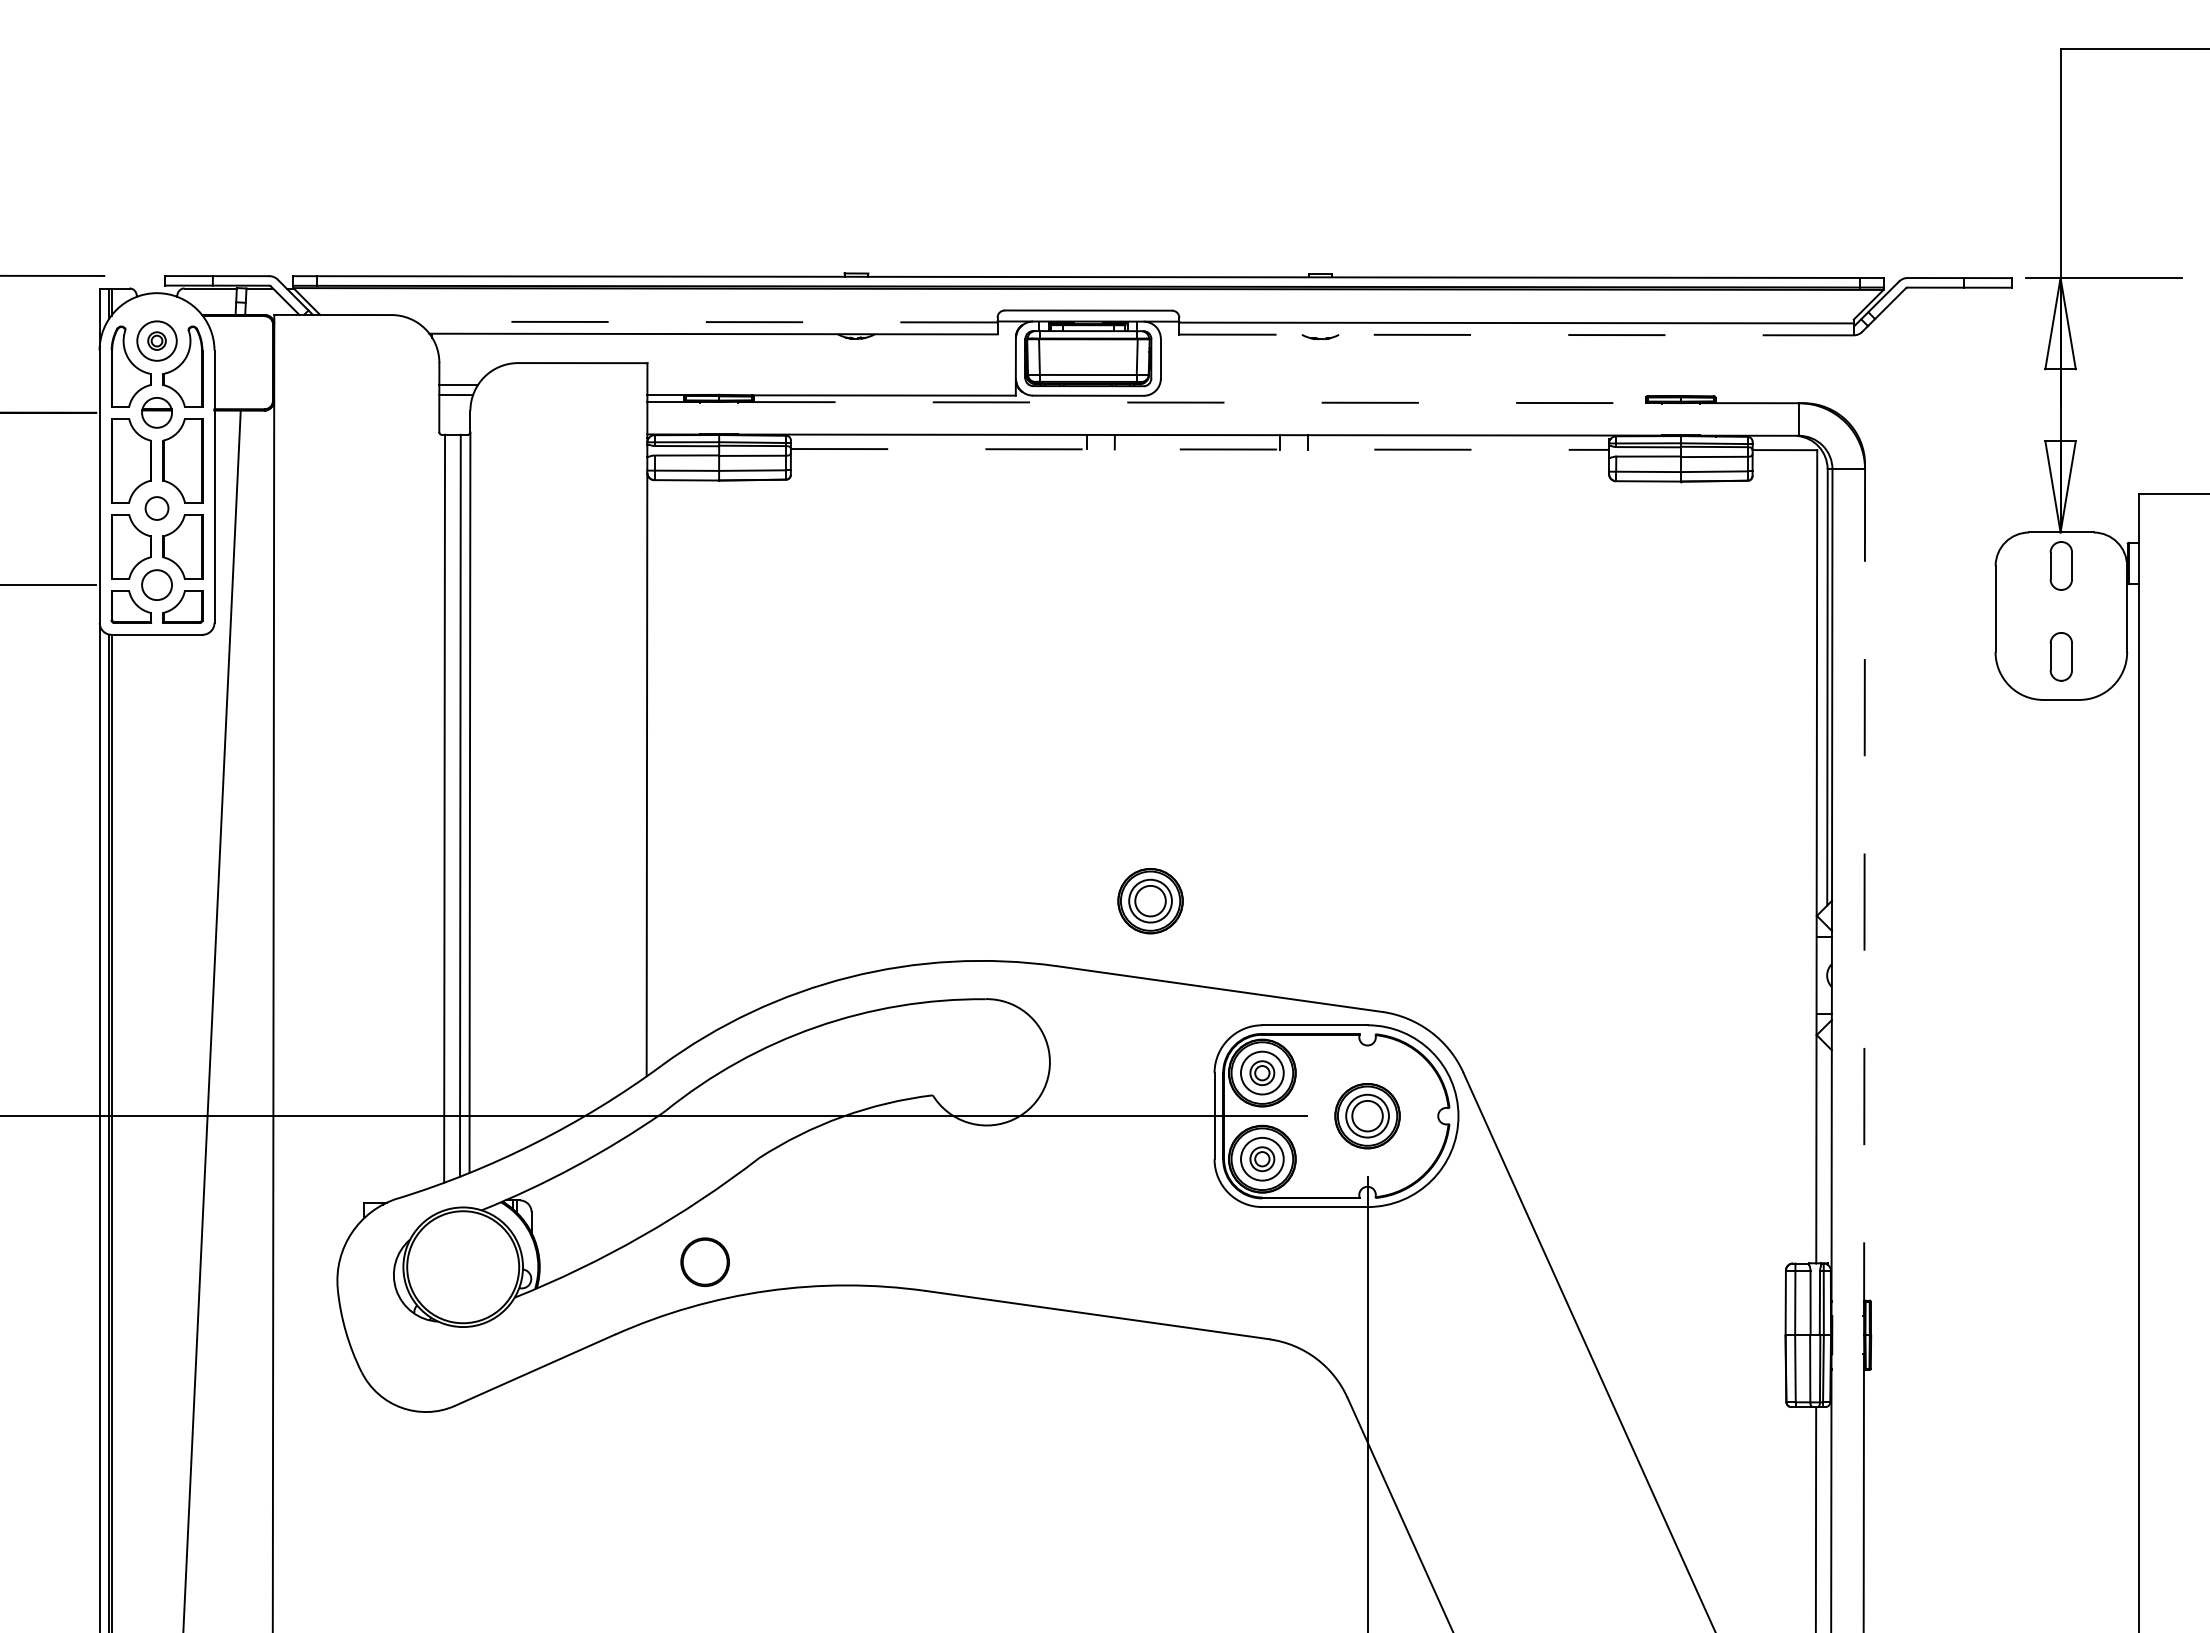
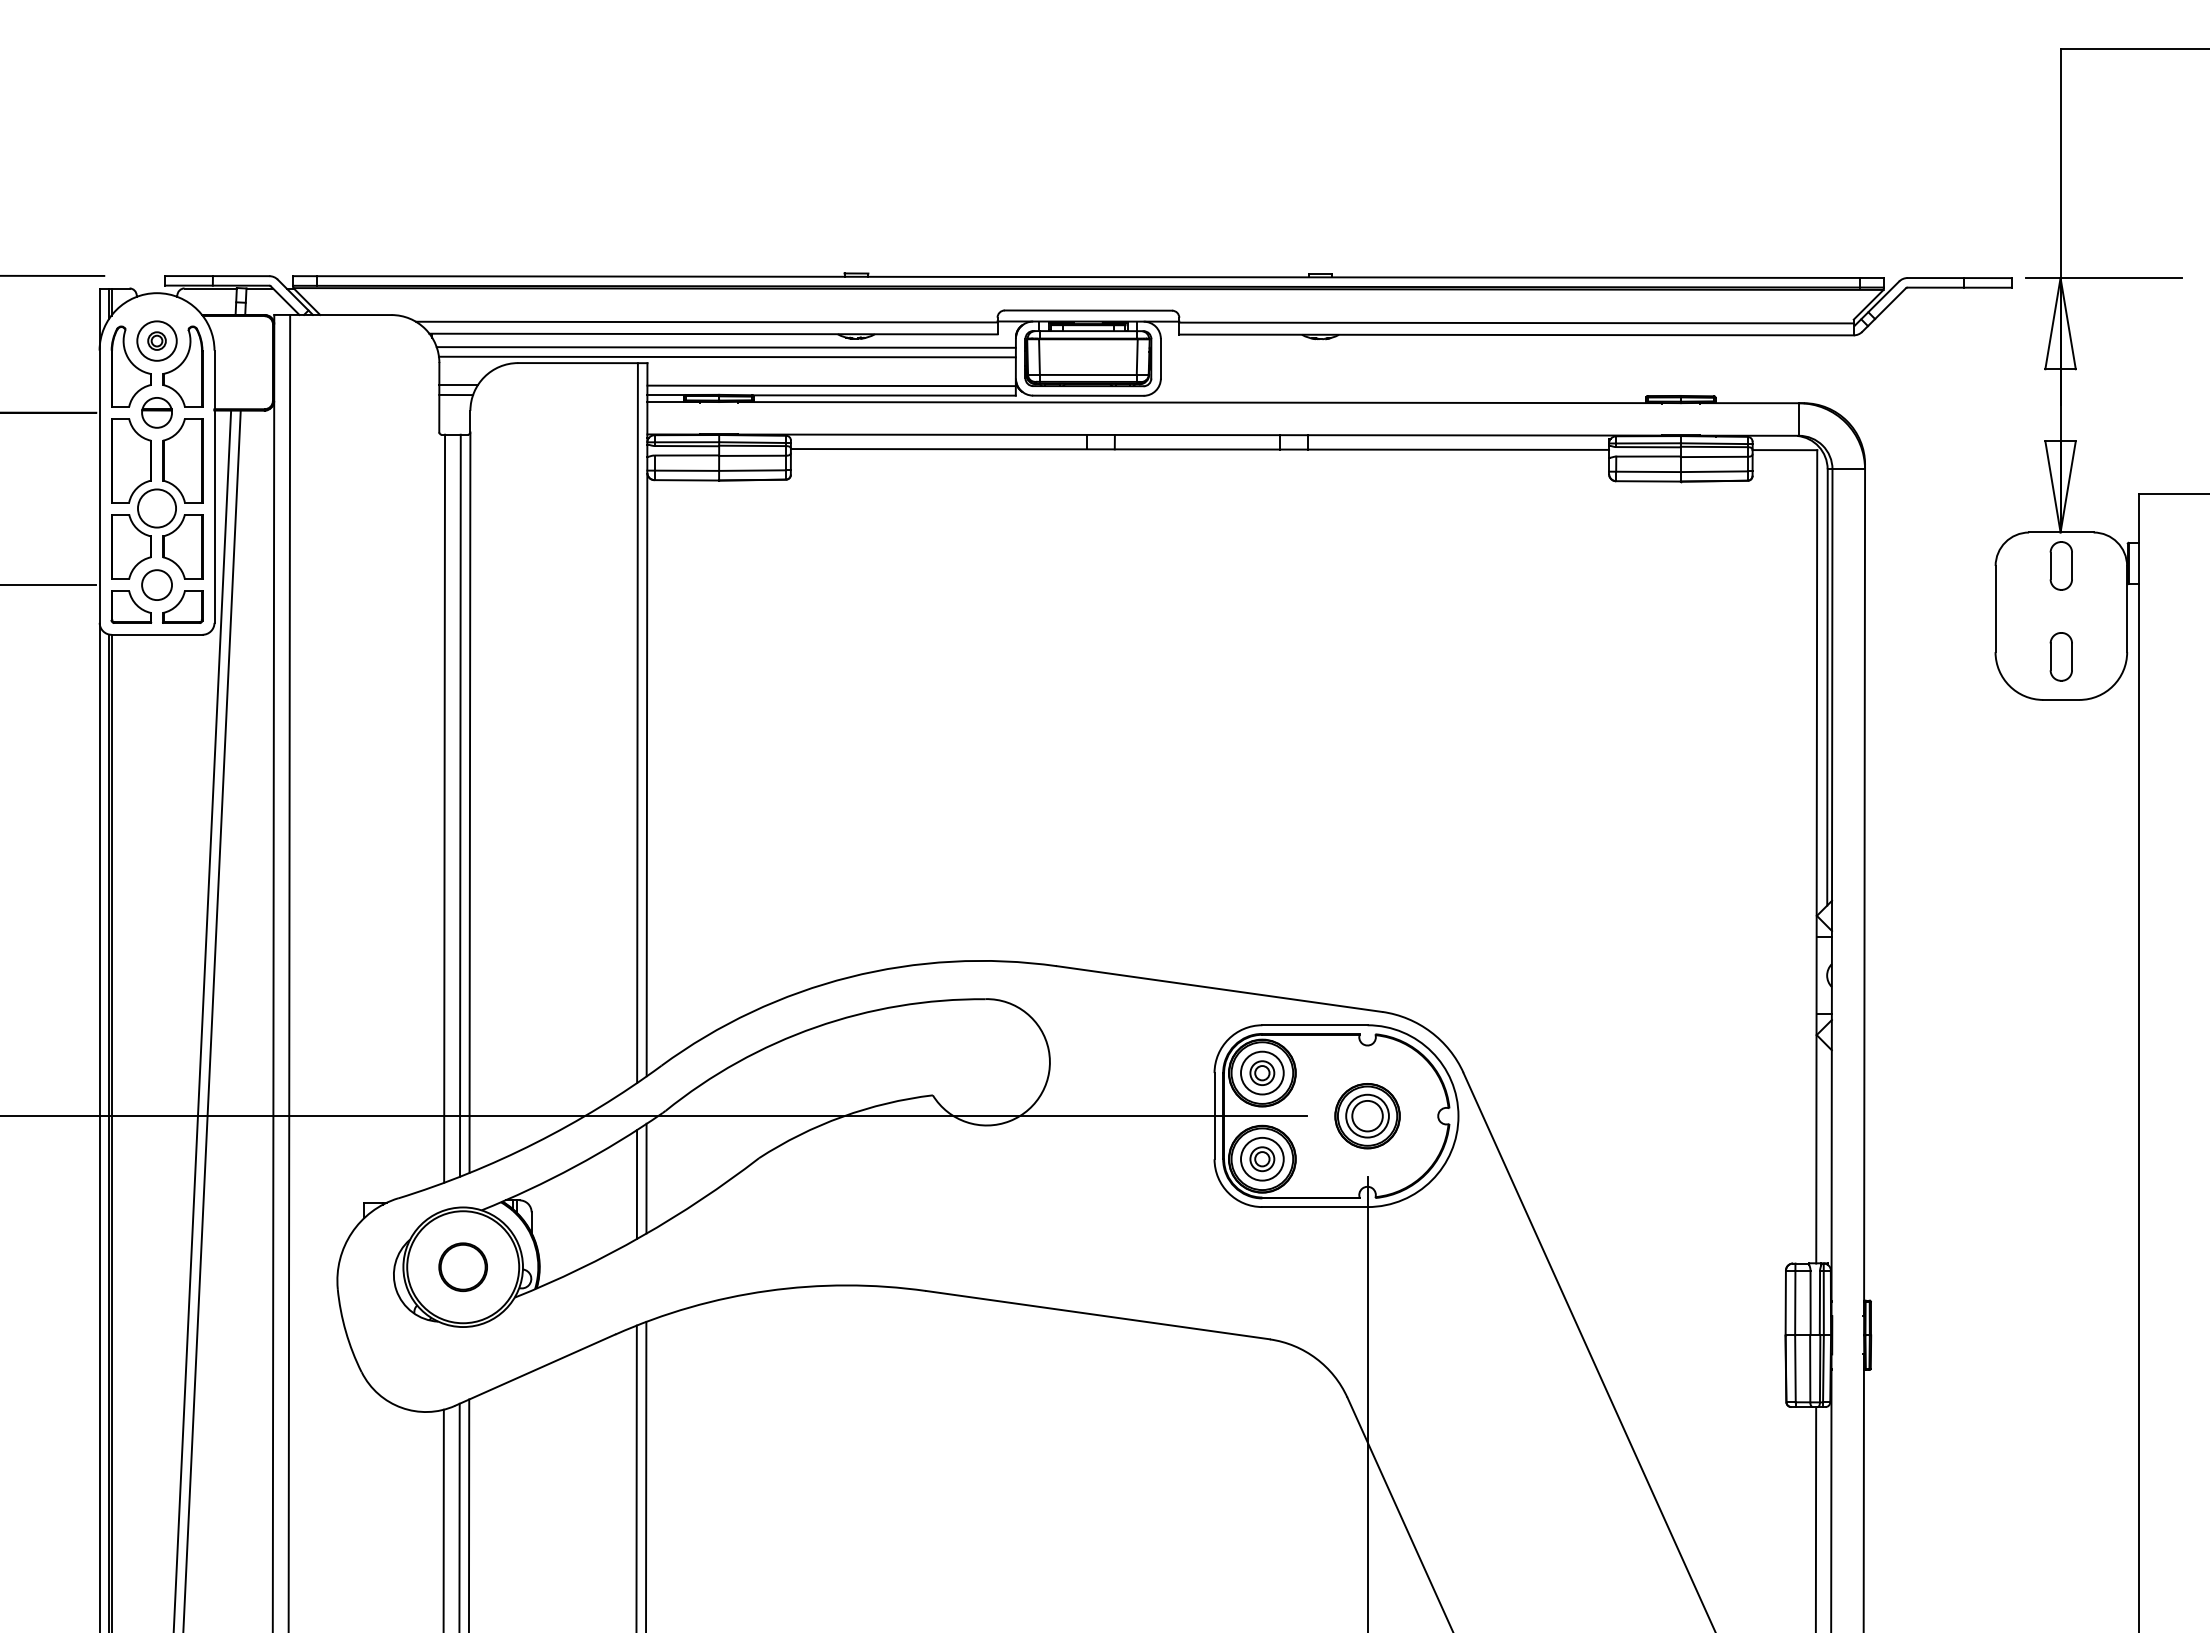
line: dashed -> solid (706, 322)
line: dashed -> solid (1517, 334)
line: none -> present (725, 347)
line: none -> present (726, 356)
line: none -> present (831, 385)
line: dashed -> solid (1200, 402)
line: dashed -> solid (1200, 449)
circle diameter: 23 px -> 38 px (157, 508)
line: none -> present (637, 722)
line: dashed -> solid (1864, 890)
part: present -> none (1150, 901)
line: none -> present (289, 971)
line: none -> present (202, 1019)
line: none -> present (646, 1178)
line: none -> present (636, 1184)
part position: (704, 1262) -> (462, 1267) (462, 1267)
line: none -> present (646, 1475)
line: none -> present (636, 1477)
line: none -> present (468, 1514)
line: none -> present (459, 1516)
line: none -> present (443, 1519)
